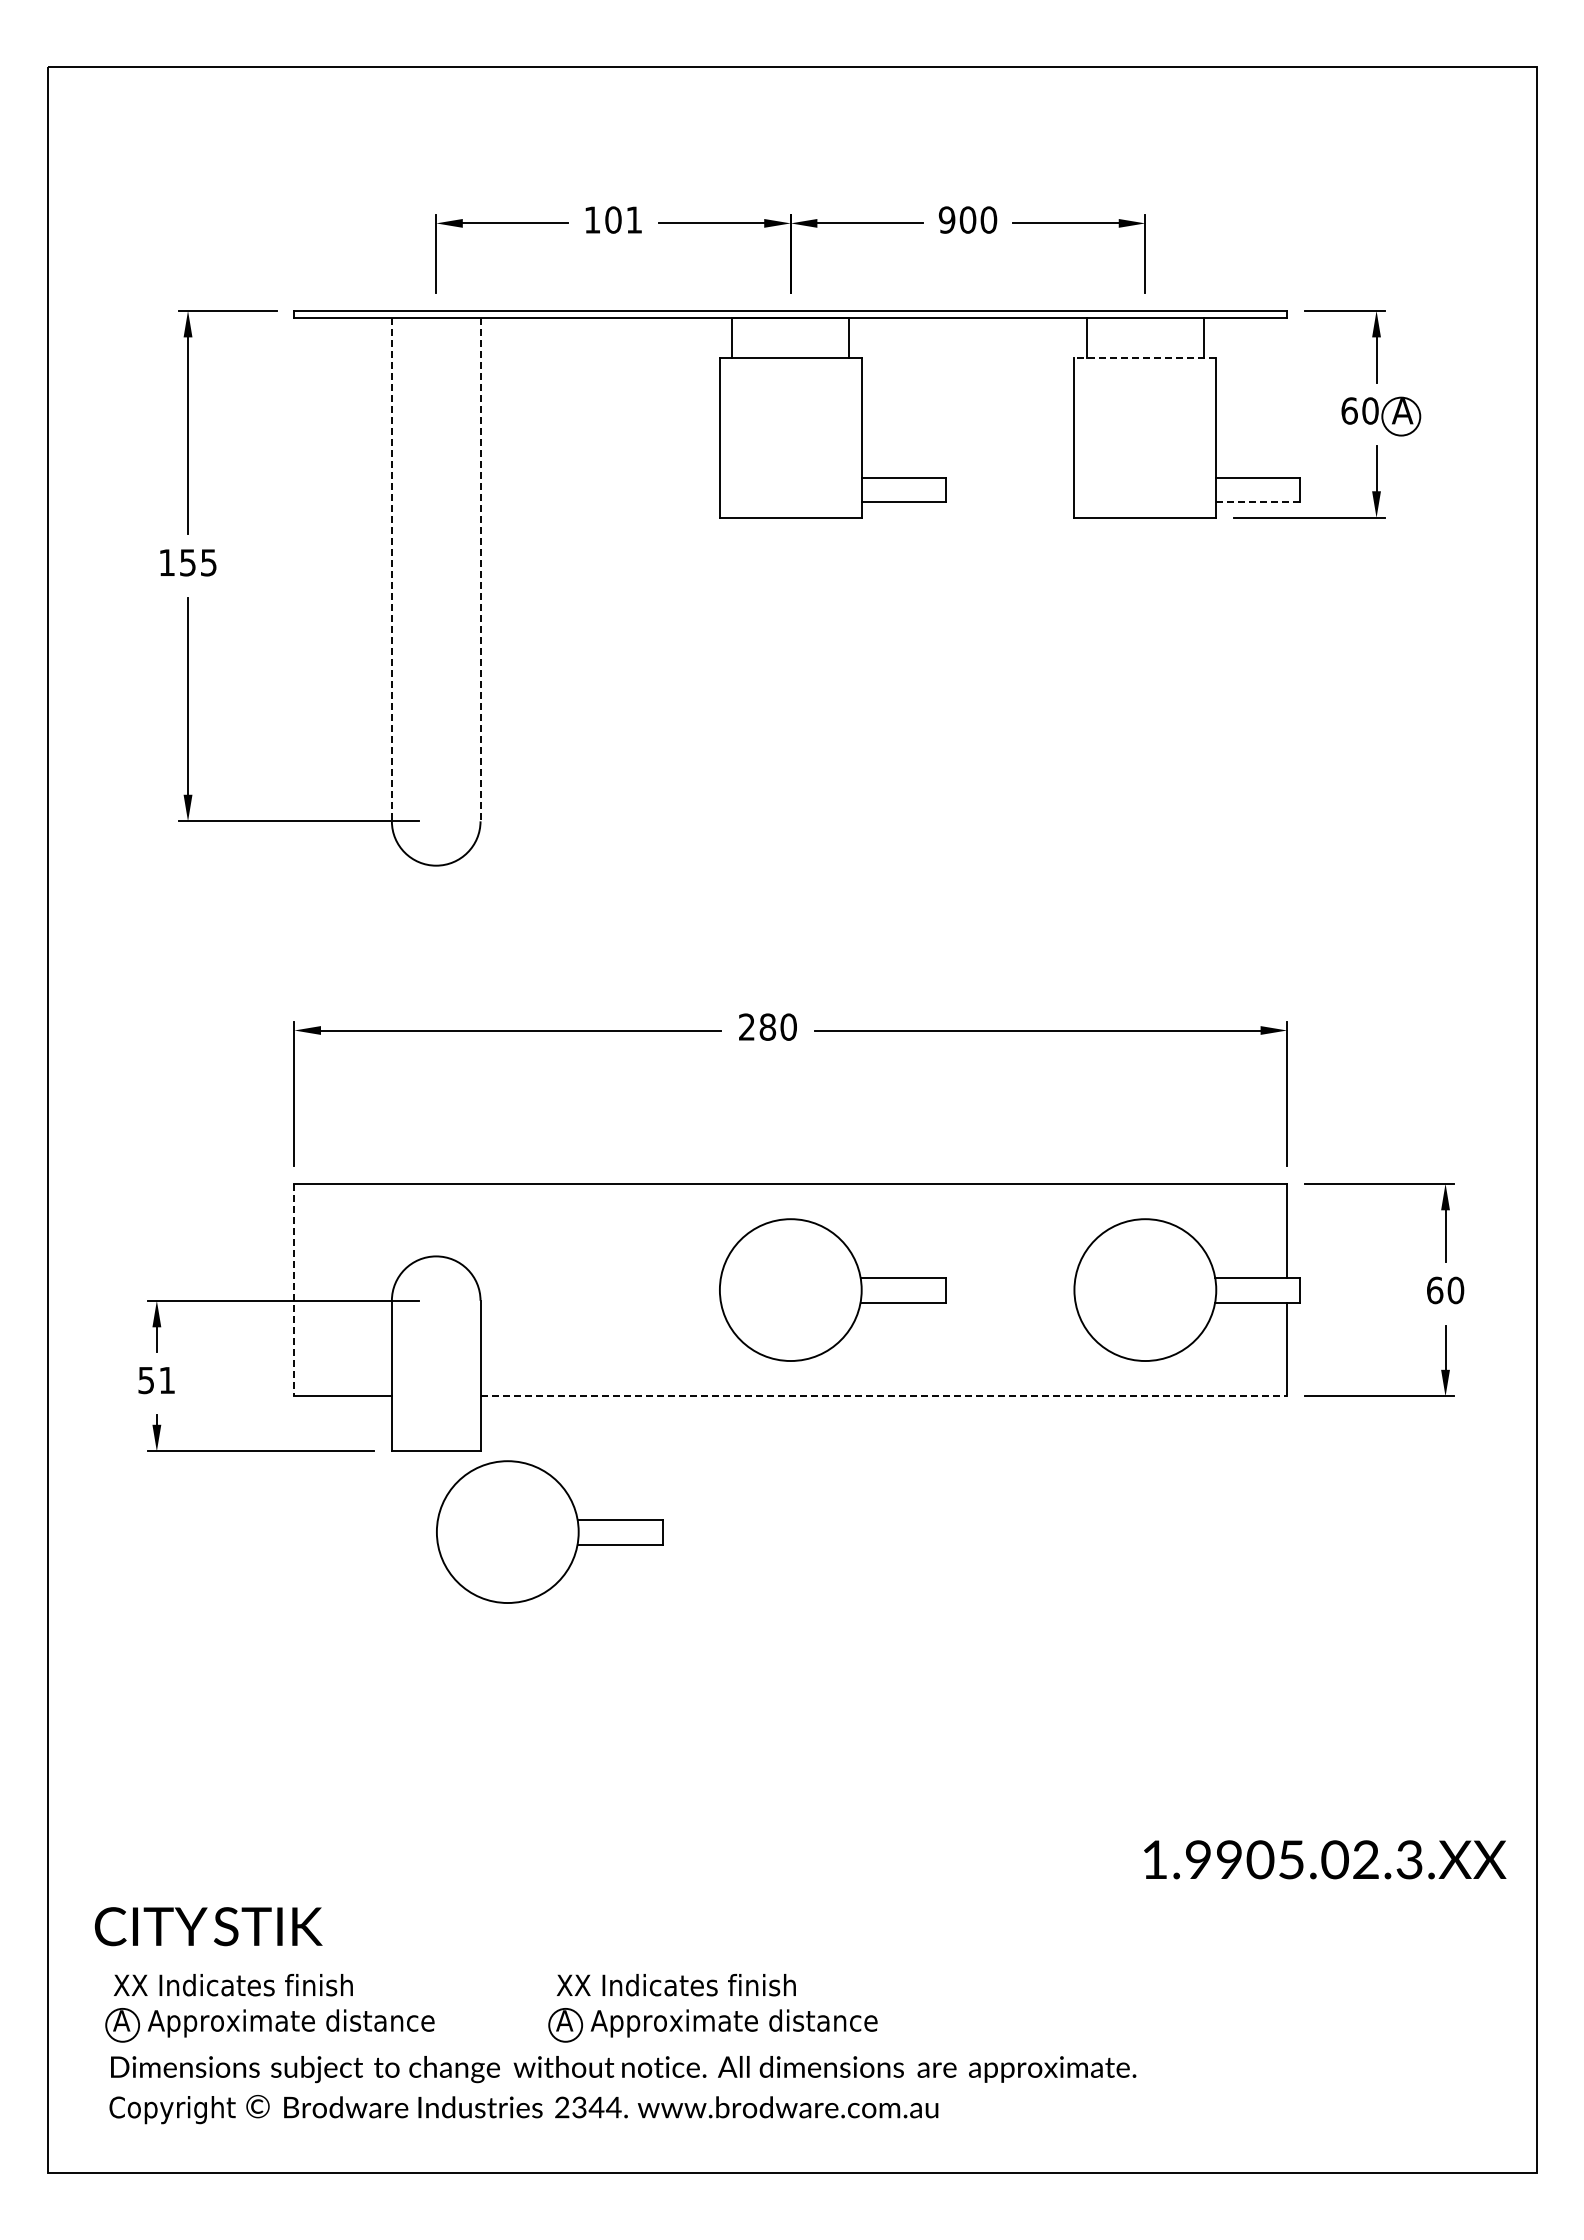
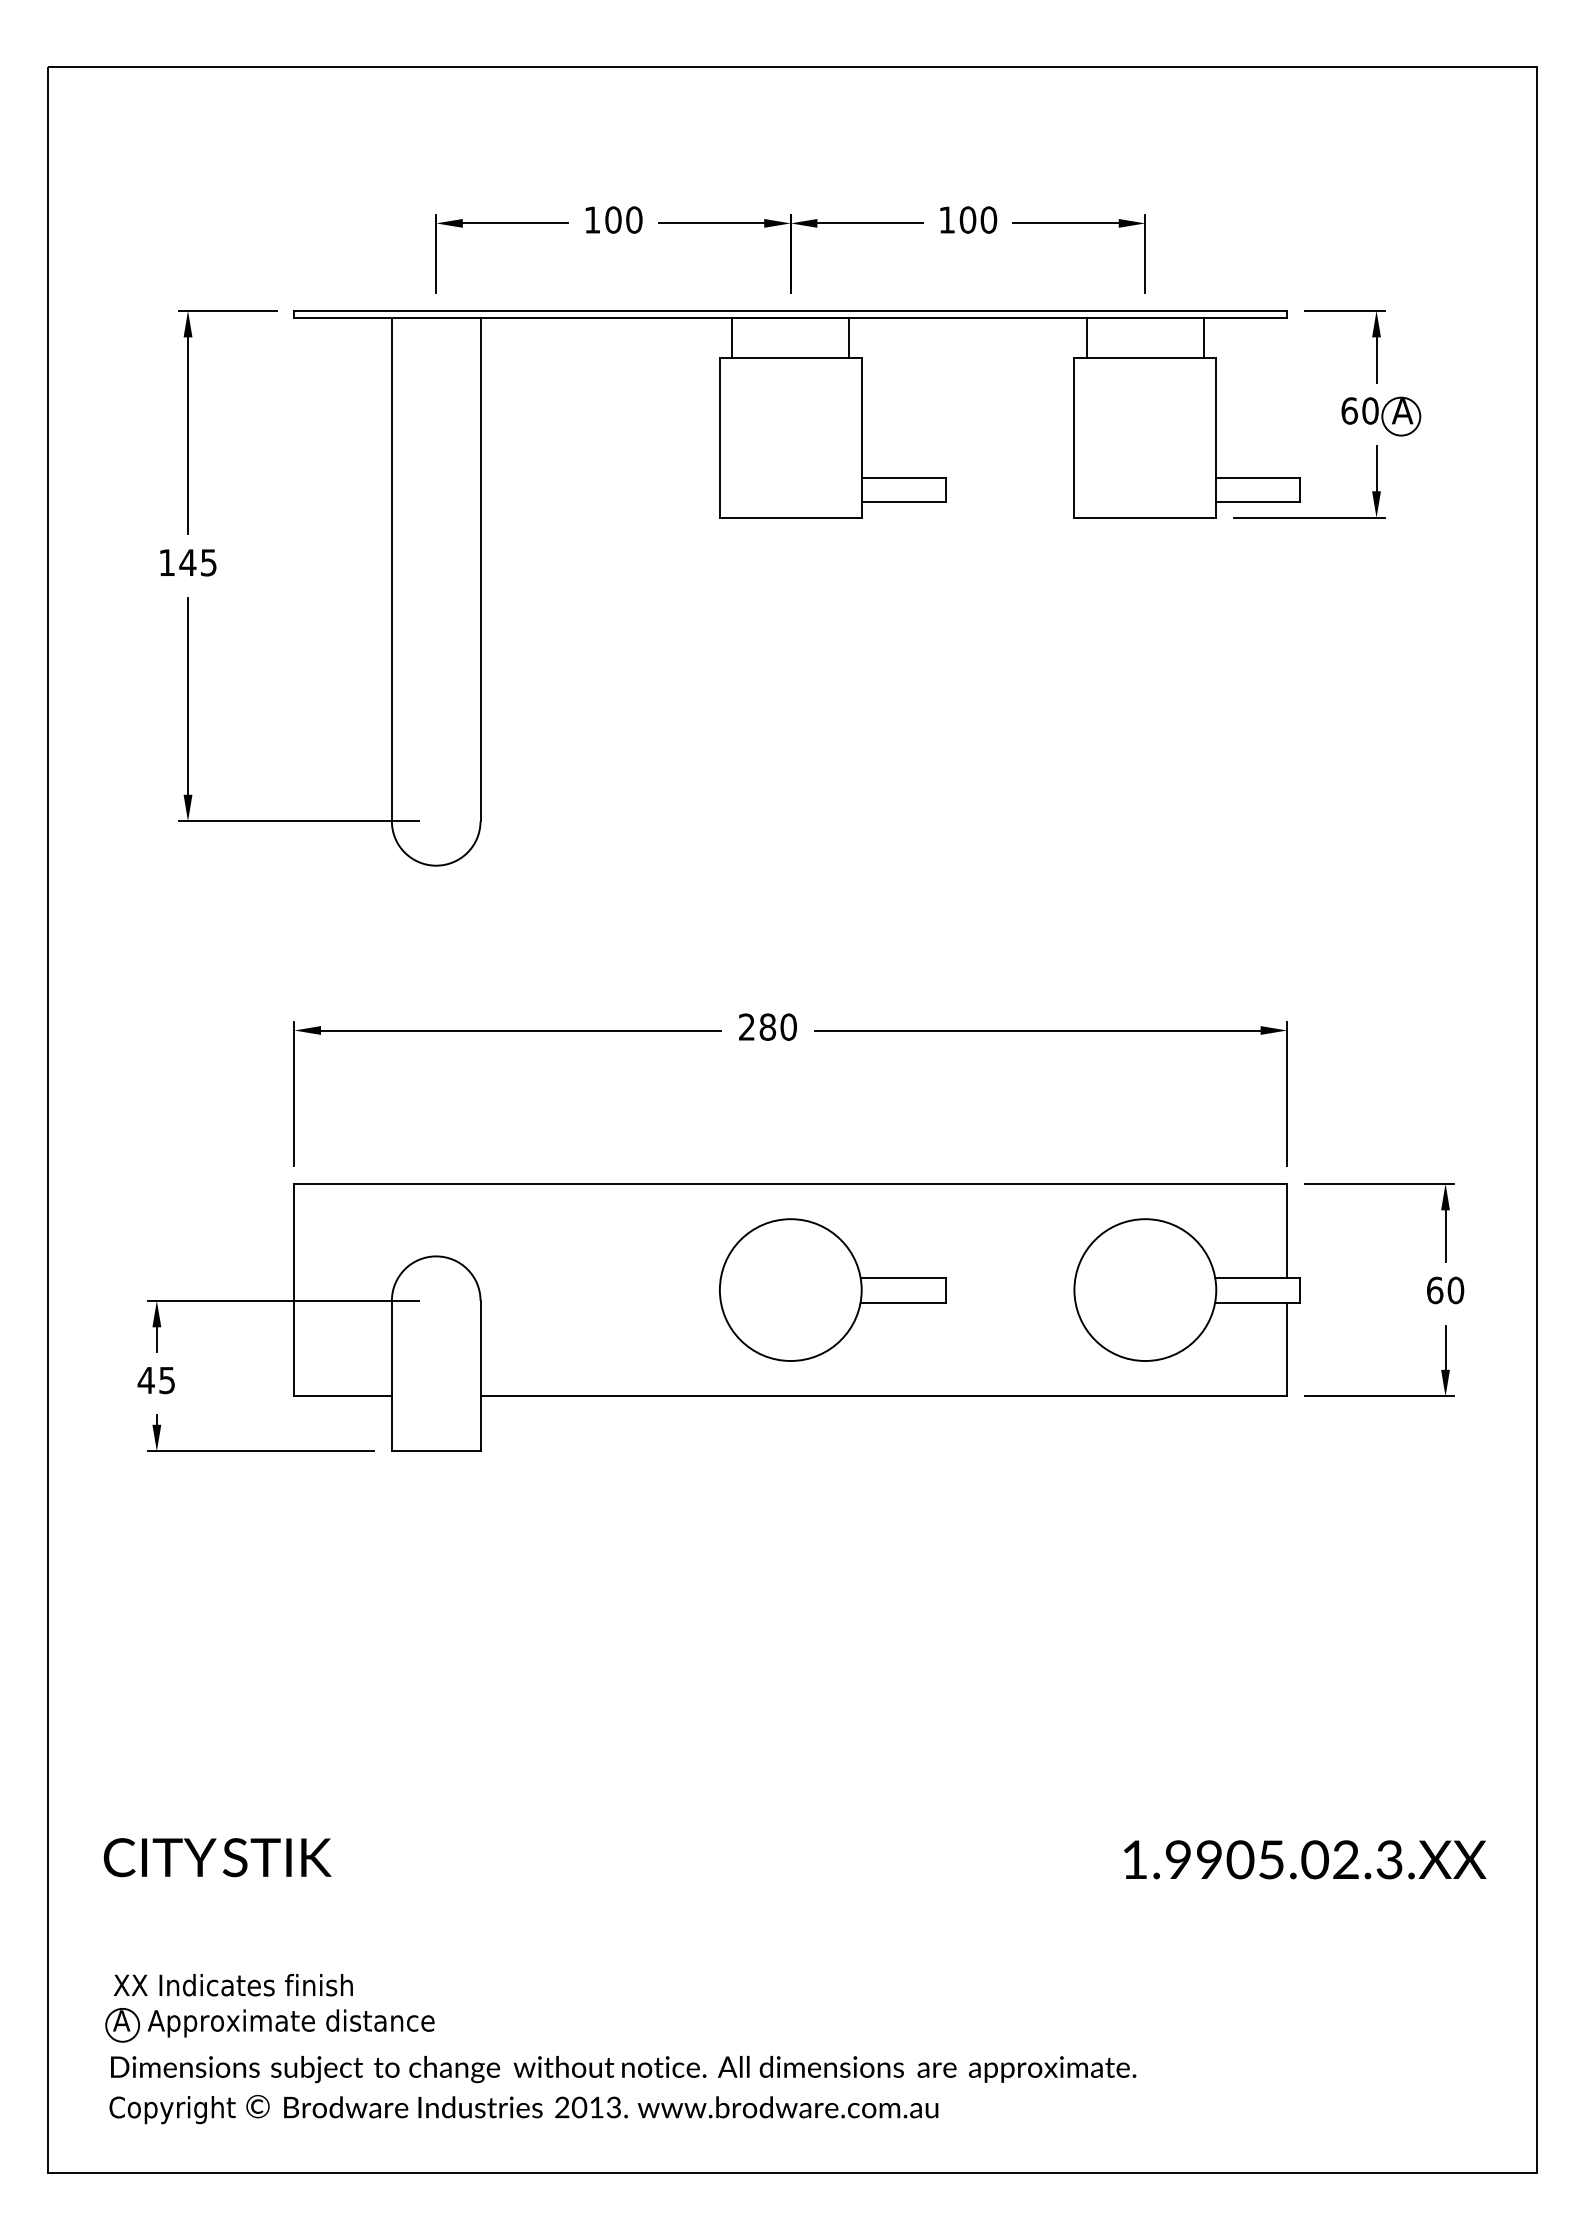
text: 101 -> 100 (634, 219)
text: 900 -> 100 (946, 219)
line: dashed -> solid (1145, 358)
line: dashed -> solid (1258, 502)
text: 155 -> 145 (187, 562)
line: dashed -> solid (391, 569)
line: dashed -> solid (480, 569)
line: dashed -> solid (294, 1290)
text: 51 -> 45 (155, 1380)
line: dashed -> solid (884, 1396)
part: present -> none (549, 1531)
text position: (1325, 1859) -> (1305, 1859) (1305, 1859)
text position: (208, 1926) -> (217, 1857) (217, 1857)
part: present -> none (711, 2015)
text: 2344. -> 2013. (596, 2107)
